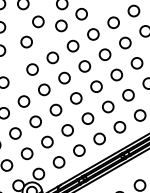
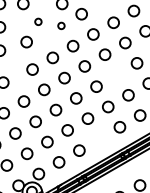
circle size: 13x14 px -> 9x9 px (38, 21)
circle size: 13x14 px -> 9x10 px (61, 25)
circle: present -> none (116, 74)
circle: present -> none (99, 138)
